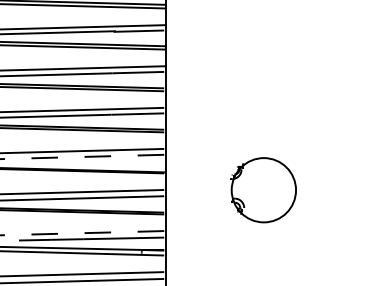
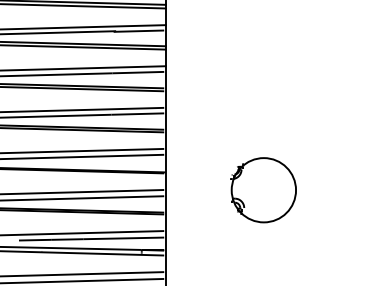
line: dashed -> solid (82, 156)
line: dashed -> solid (82, 233)
